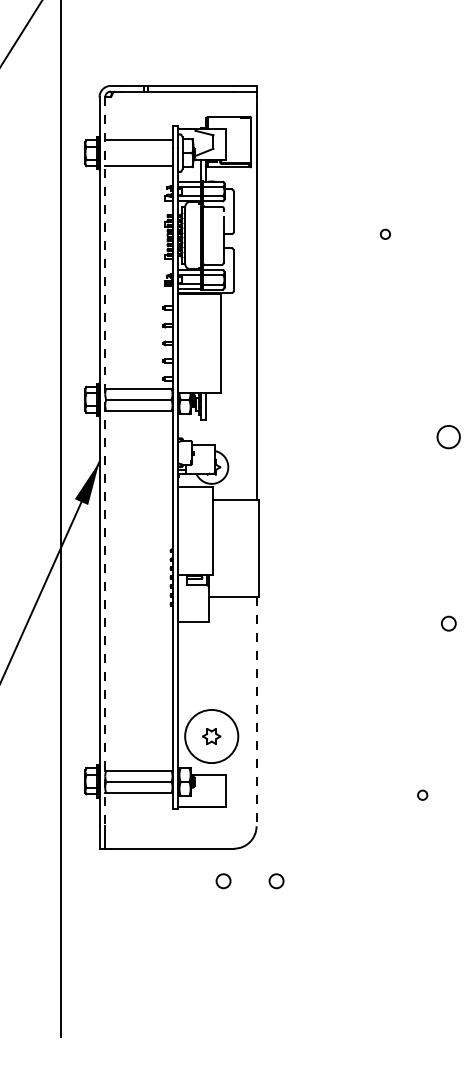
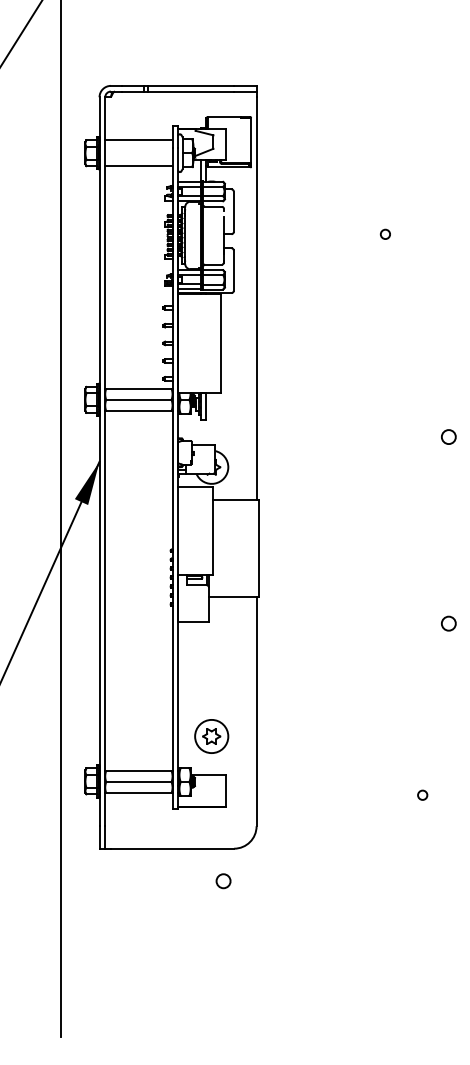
circle size: 25x25 px -> 16x16 px (448, 436)
line: dashed -> solid (105, 462)
line: dashed -> solid (256, 712)
circle diameter: 53 px -> 33 px (211, 736)
circle: present -> none (276, 881)
